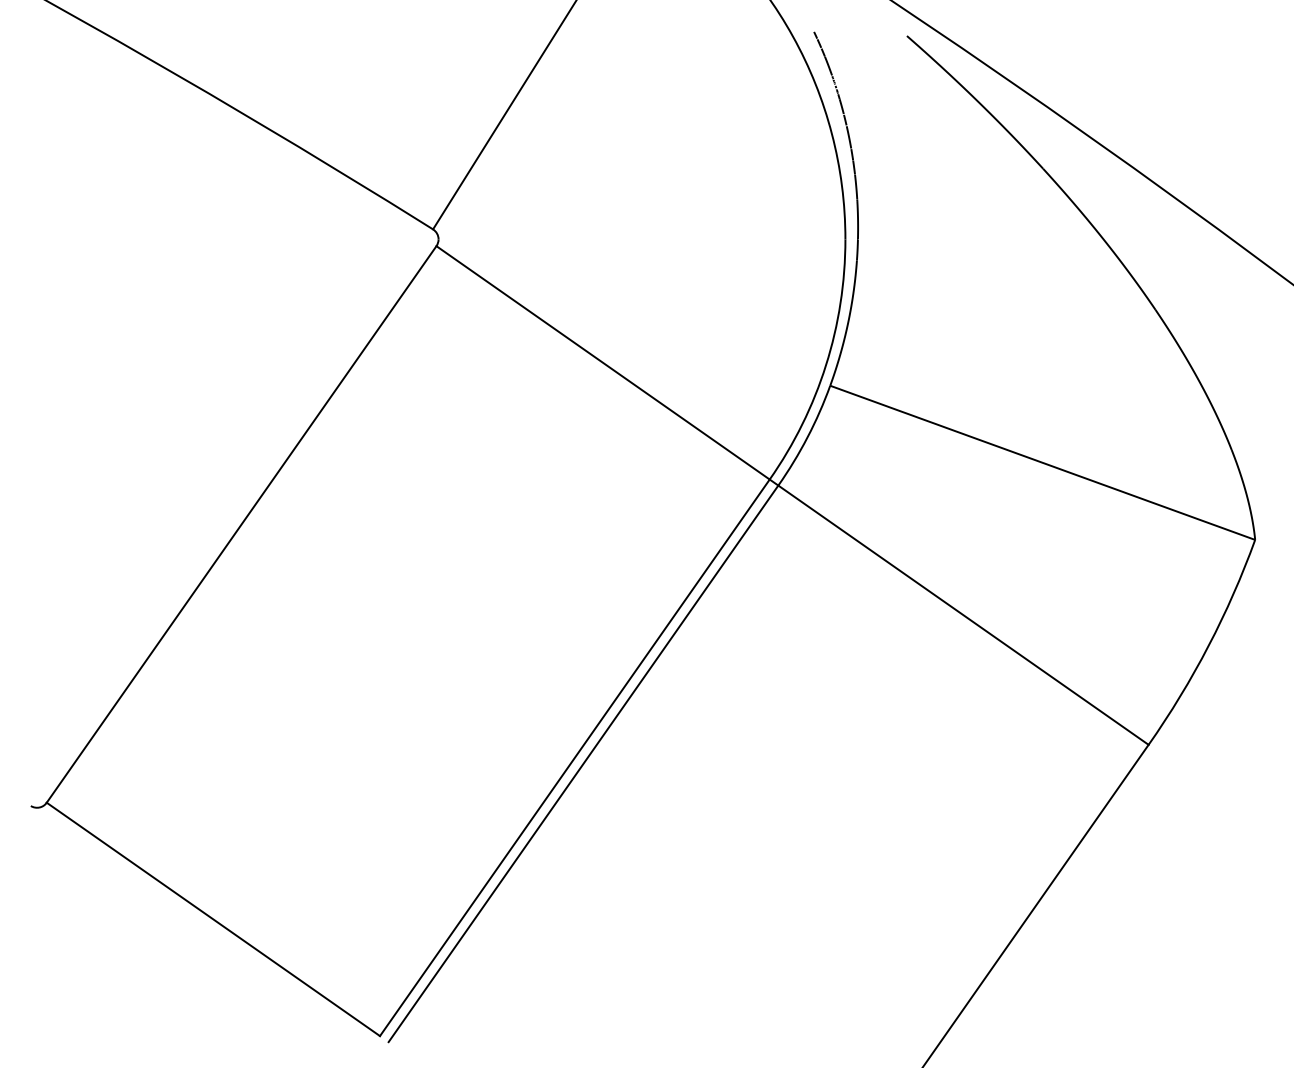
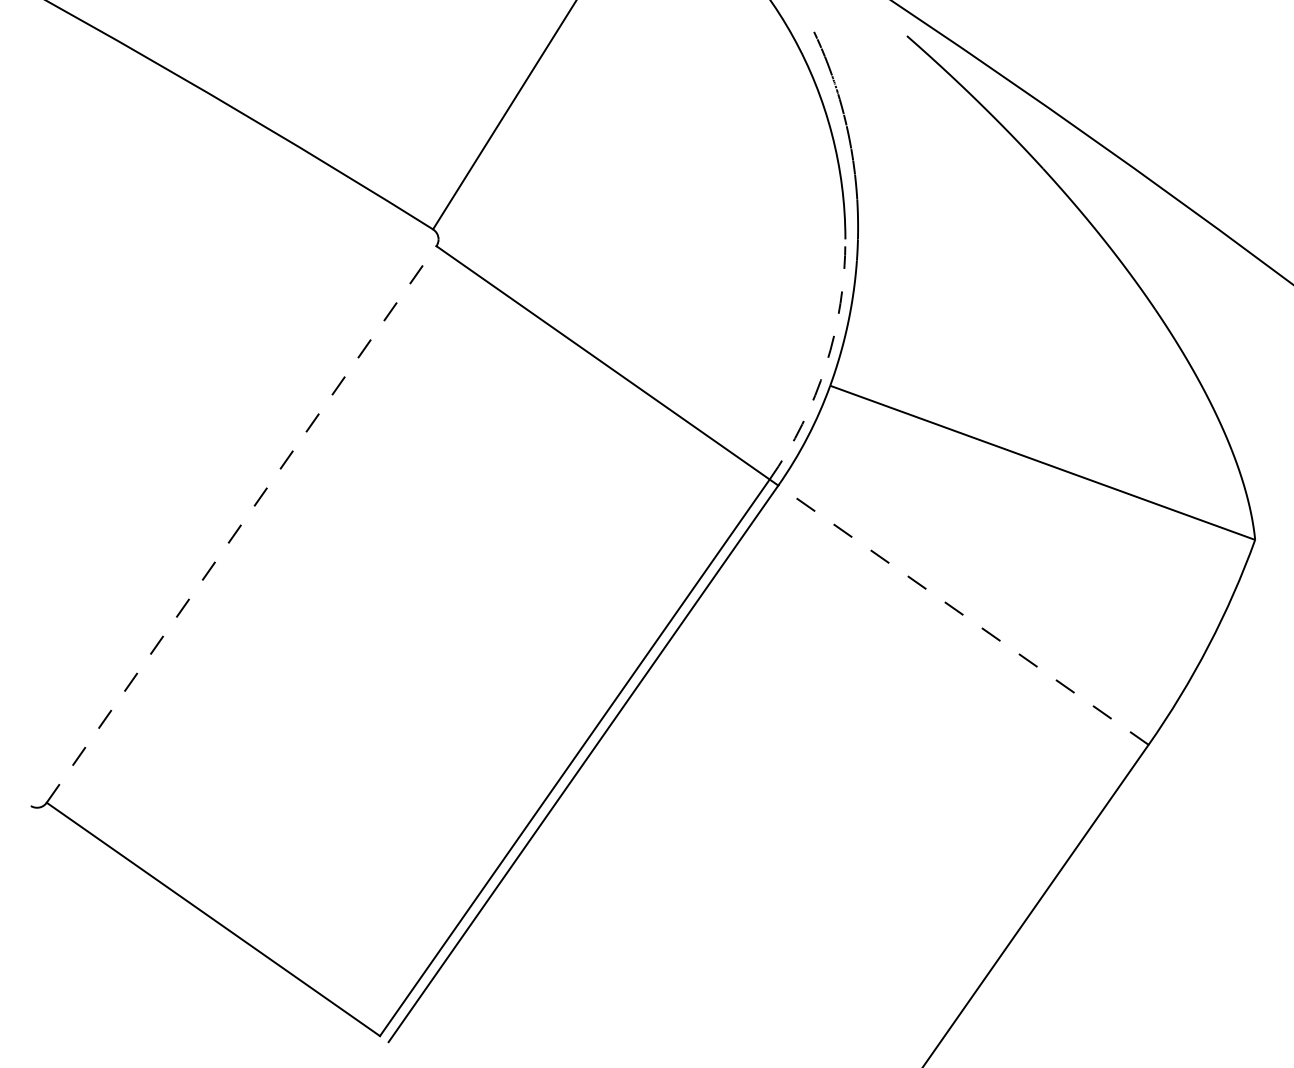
arc: solid -> dashed (826, 365)
line: solid -> dashed (241, 524)
line: solid -> dashed (963, 614)
